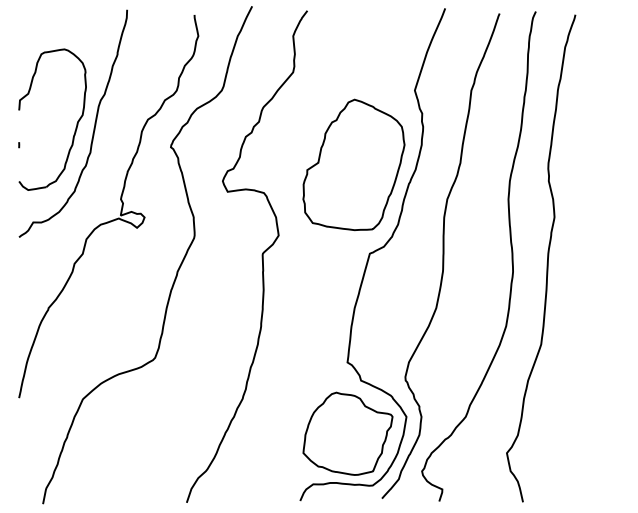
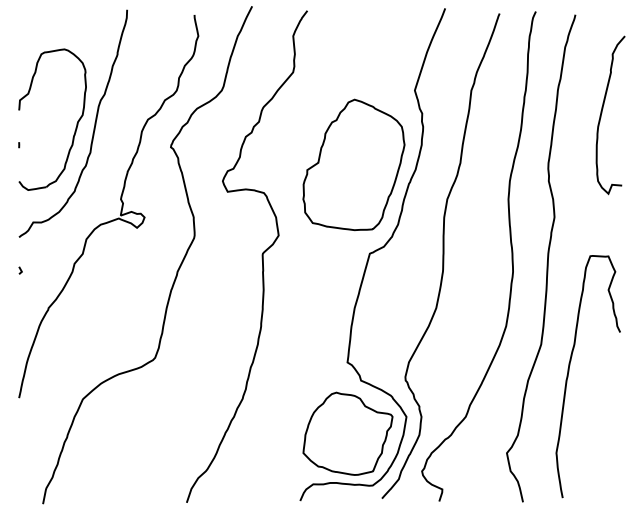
curve: none -> present (602, 113)
line: none -> present (20, 270)
curve: none -> present (569, 372)
